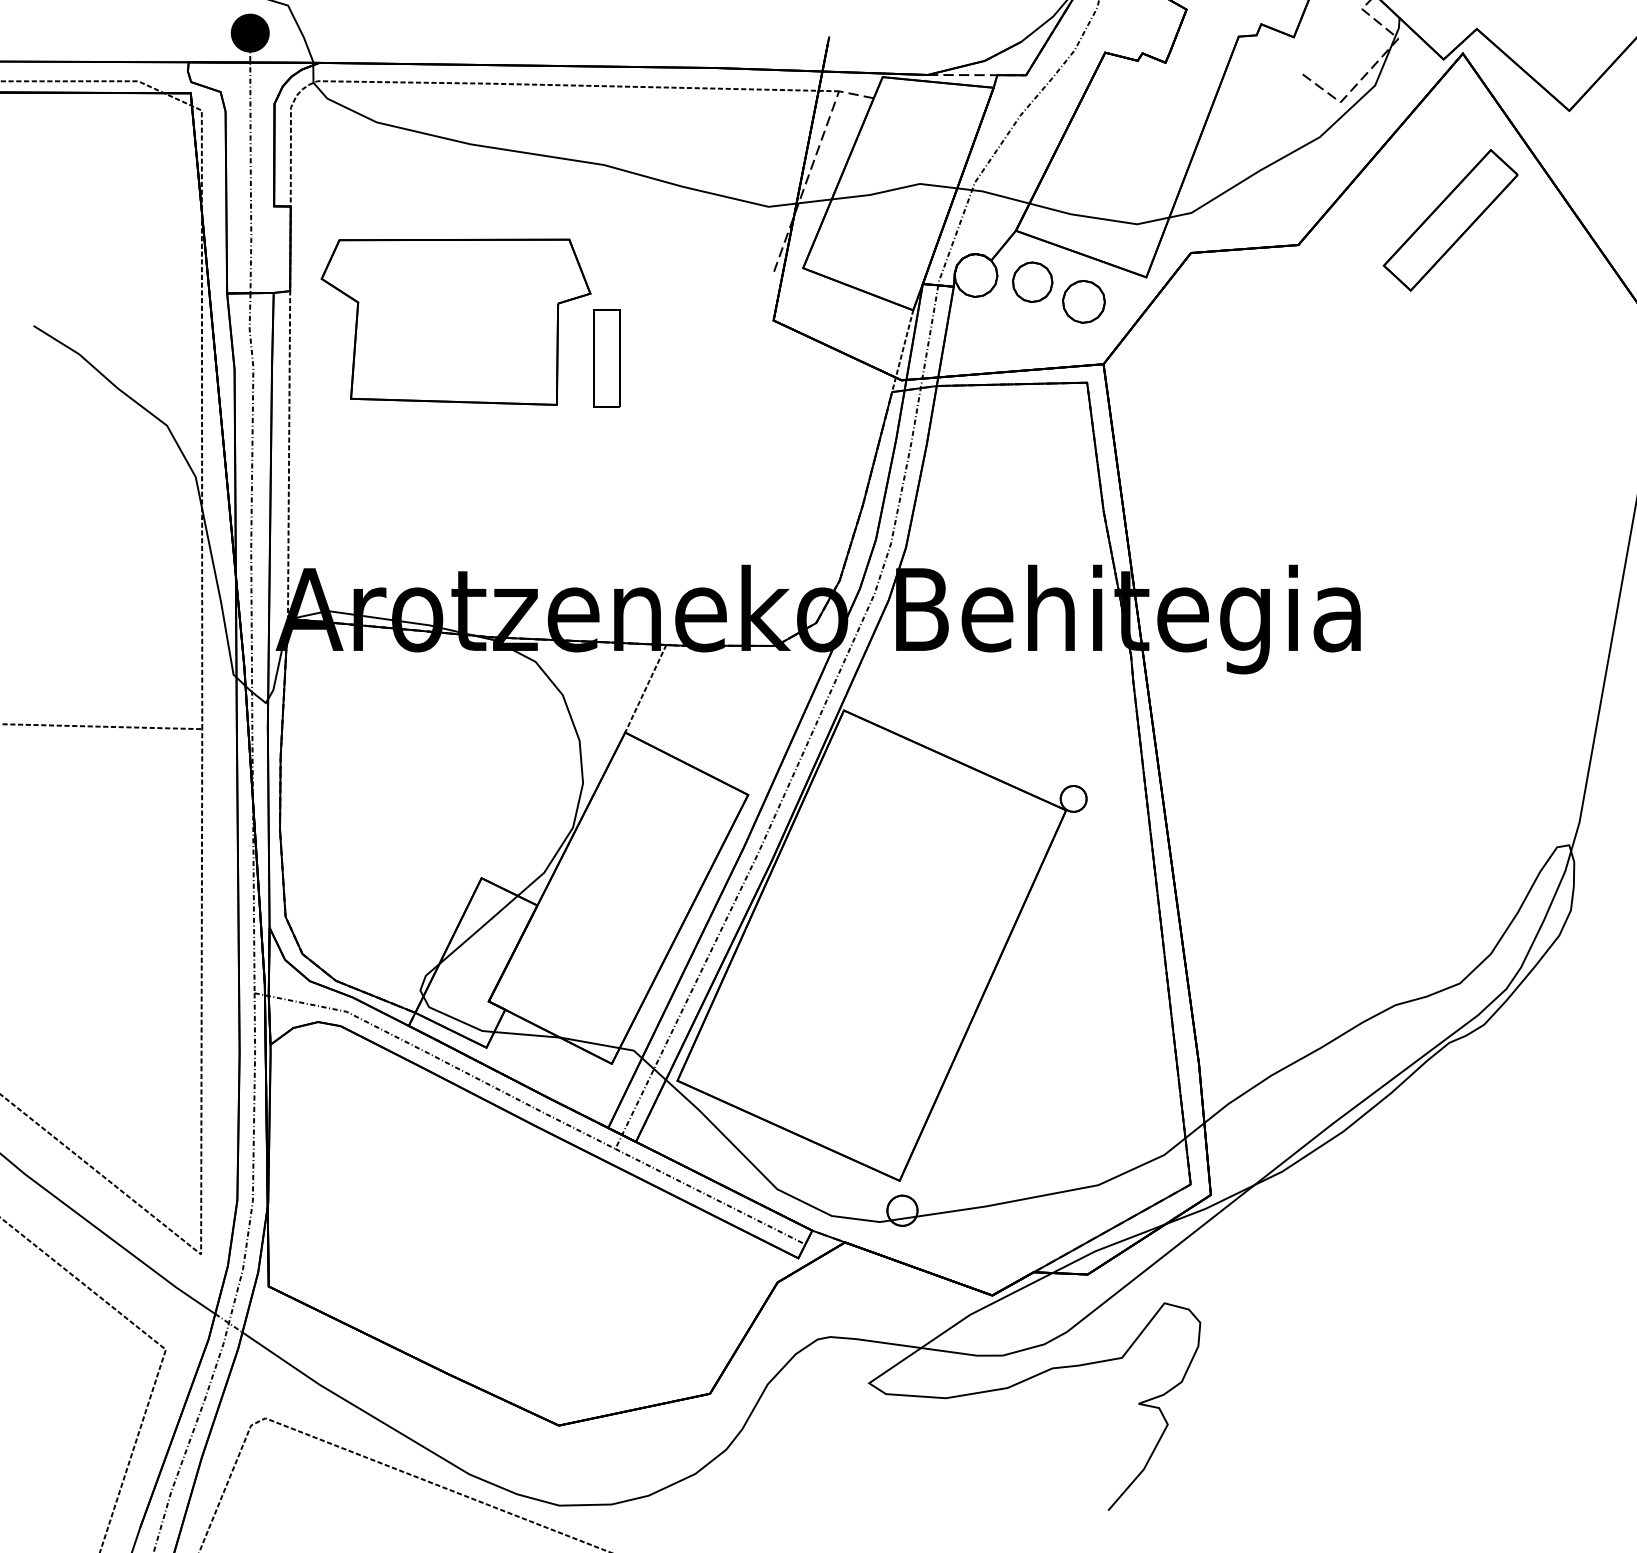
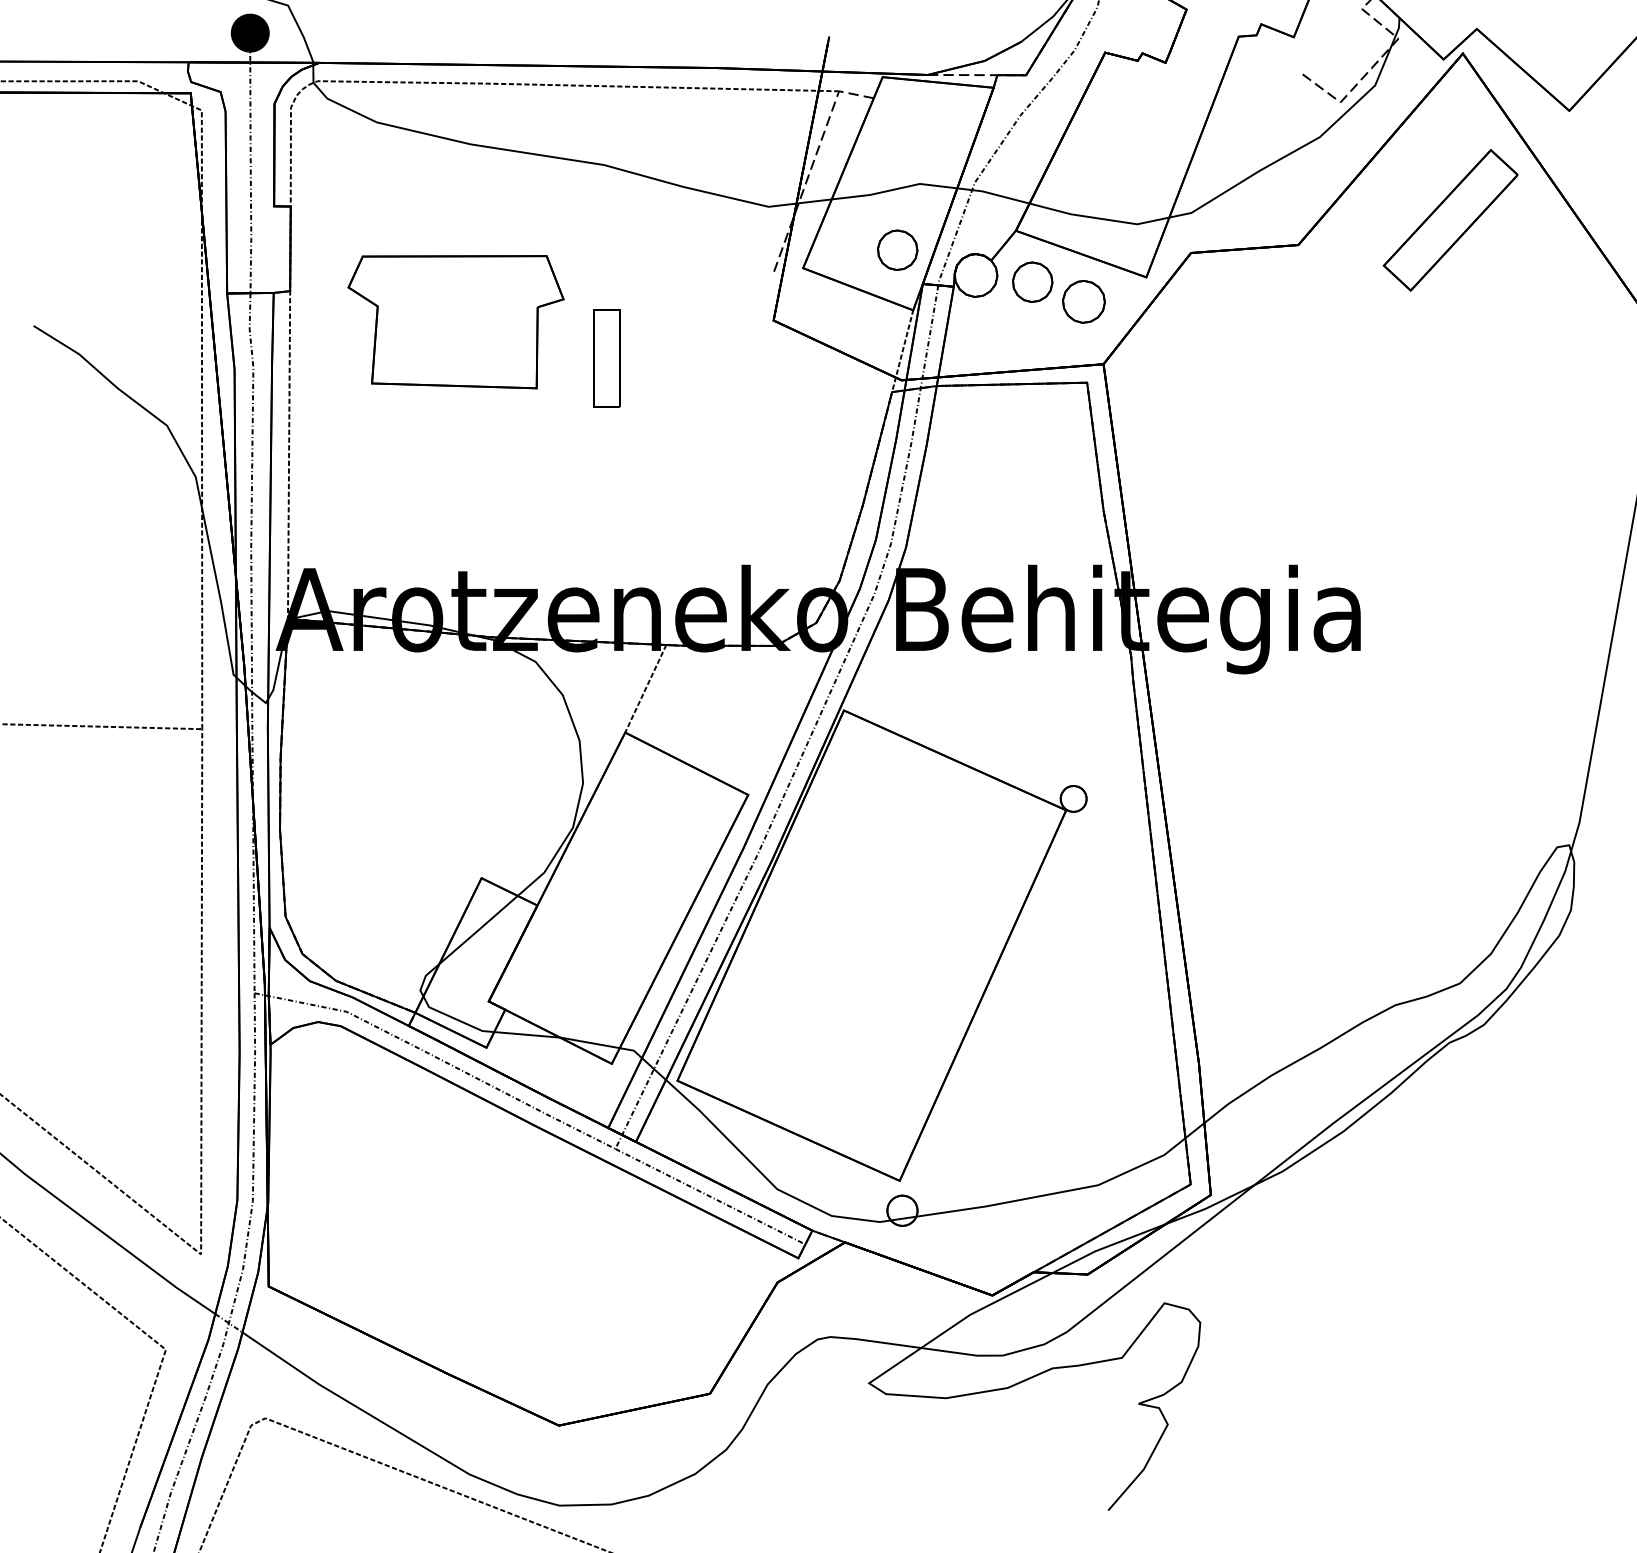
part: none -> present (897, 249)
part size: 272x168 px -> 218x135 px (455, 322)
